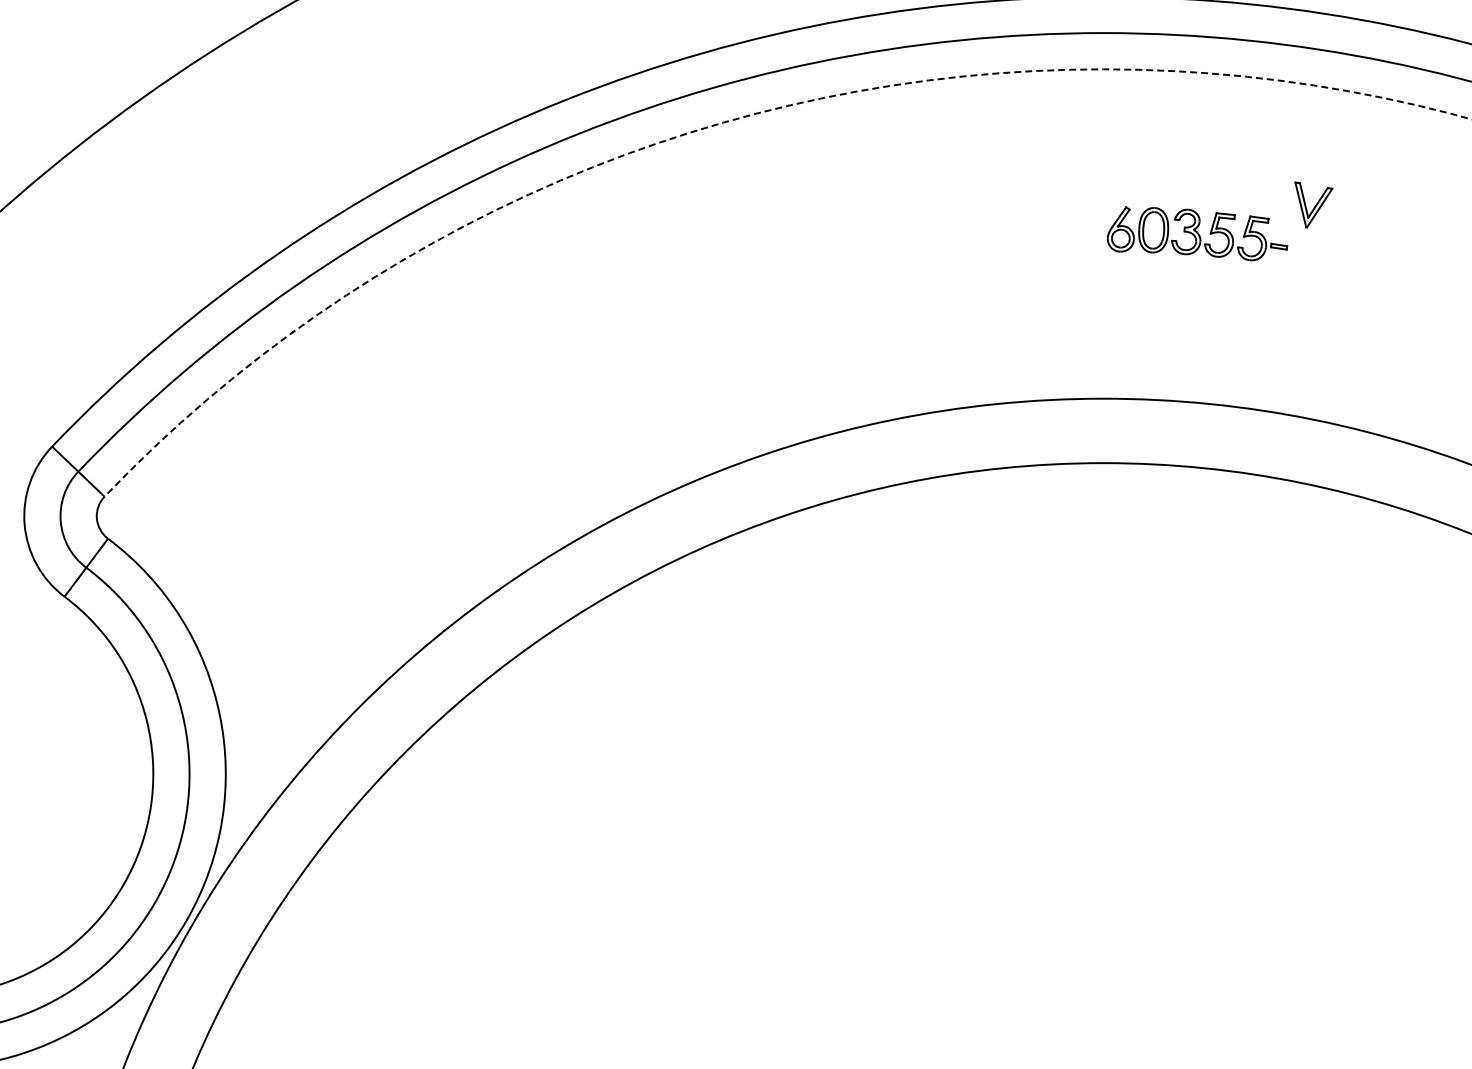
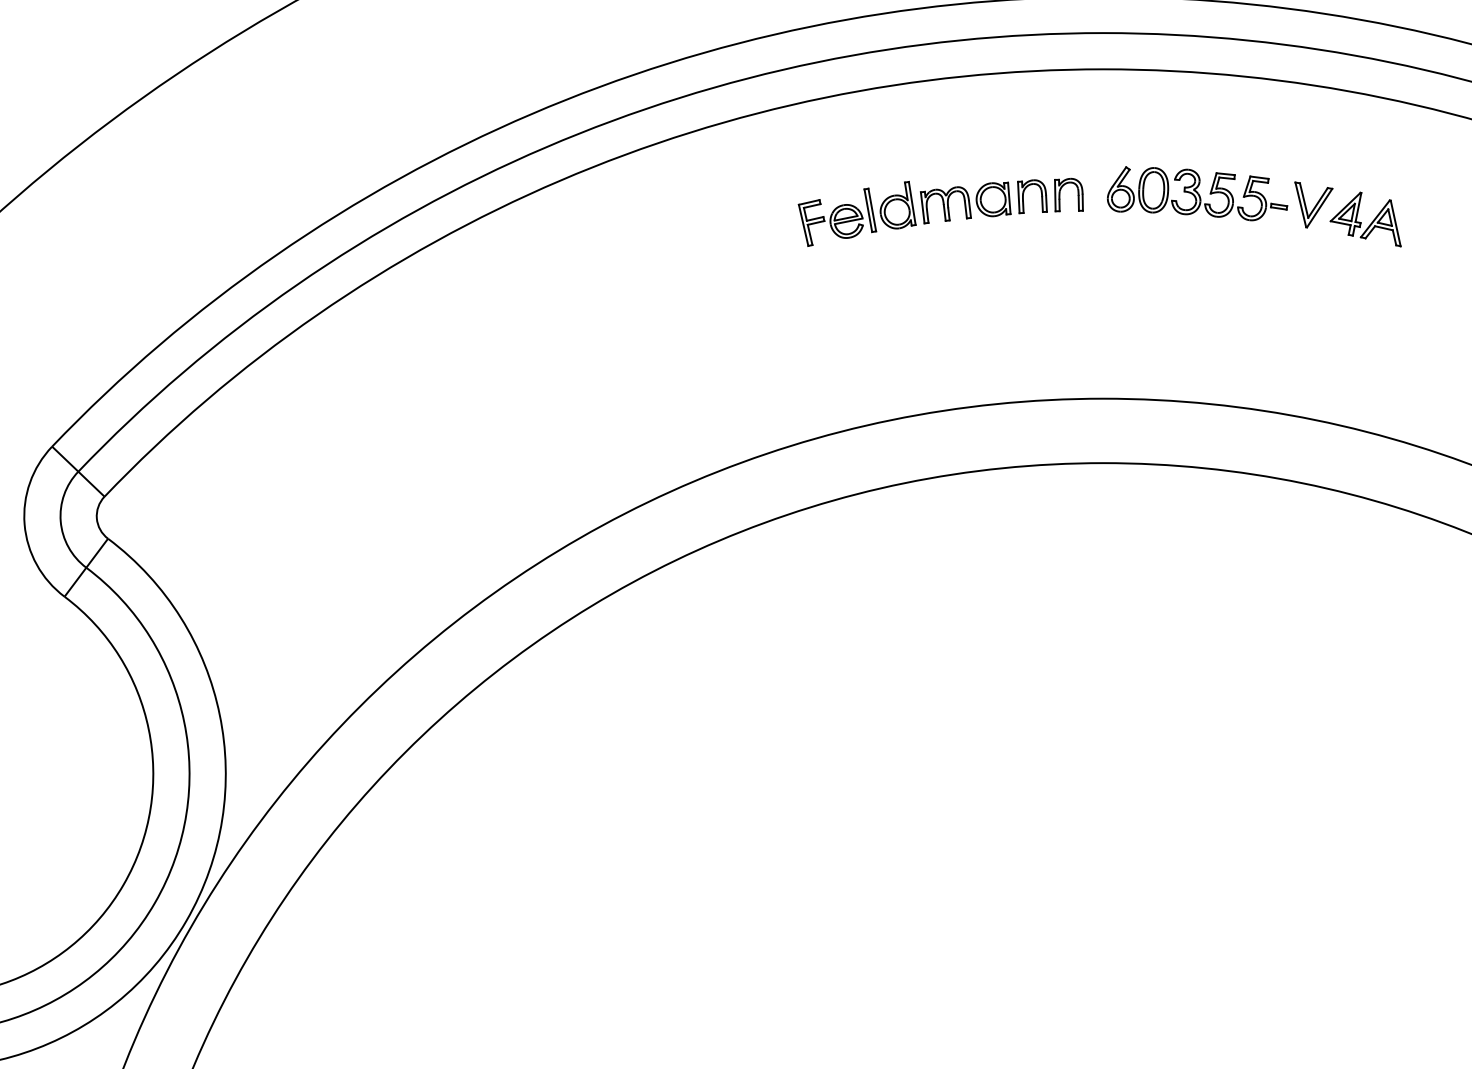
arc: dashed -> solid (736, 118)
part: none -> present (940, 211)
part: none -> present (1365, 219)
part position: (1197, 233) -> (1197, 193) (1197, 193)
